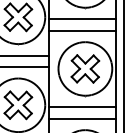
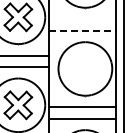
line: present -> none (81, 19)
line: solid -> dashed (82, 30)
part: present -> none (85, 68)
